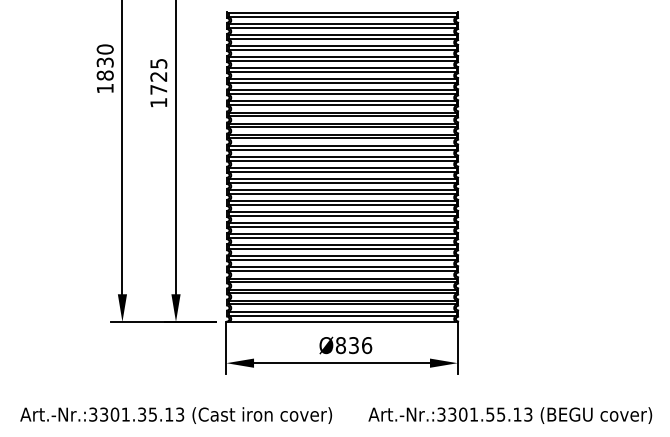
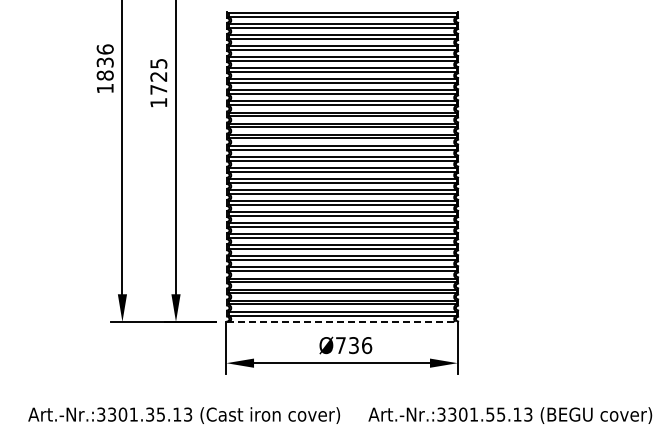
text: 1830 -> 1836 (104, 49)
line: solid -> dashed (342, 321)
text: Ø836 -> Ø736 (340, 345)
text position: (176, 415) -> (184, 415) (184, 415)
